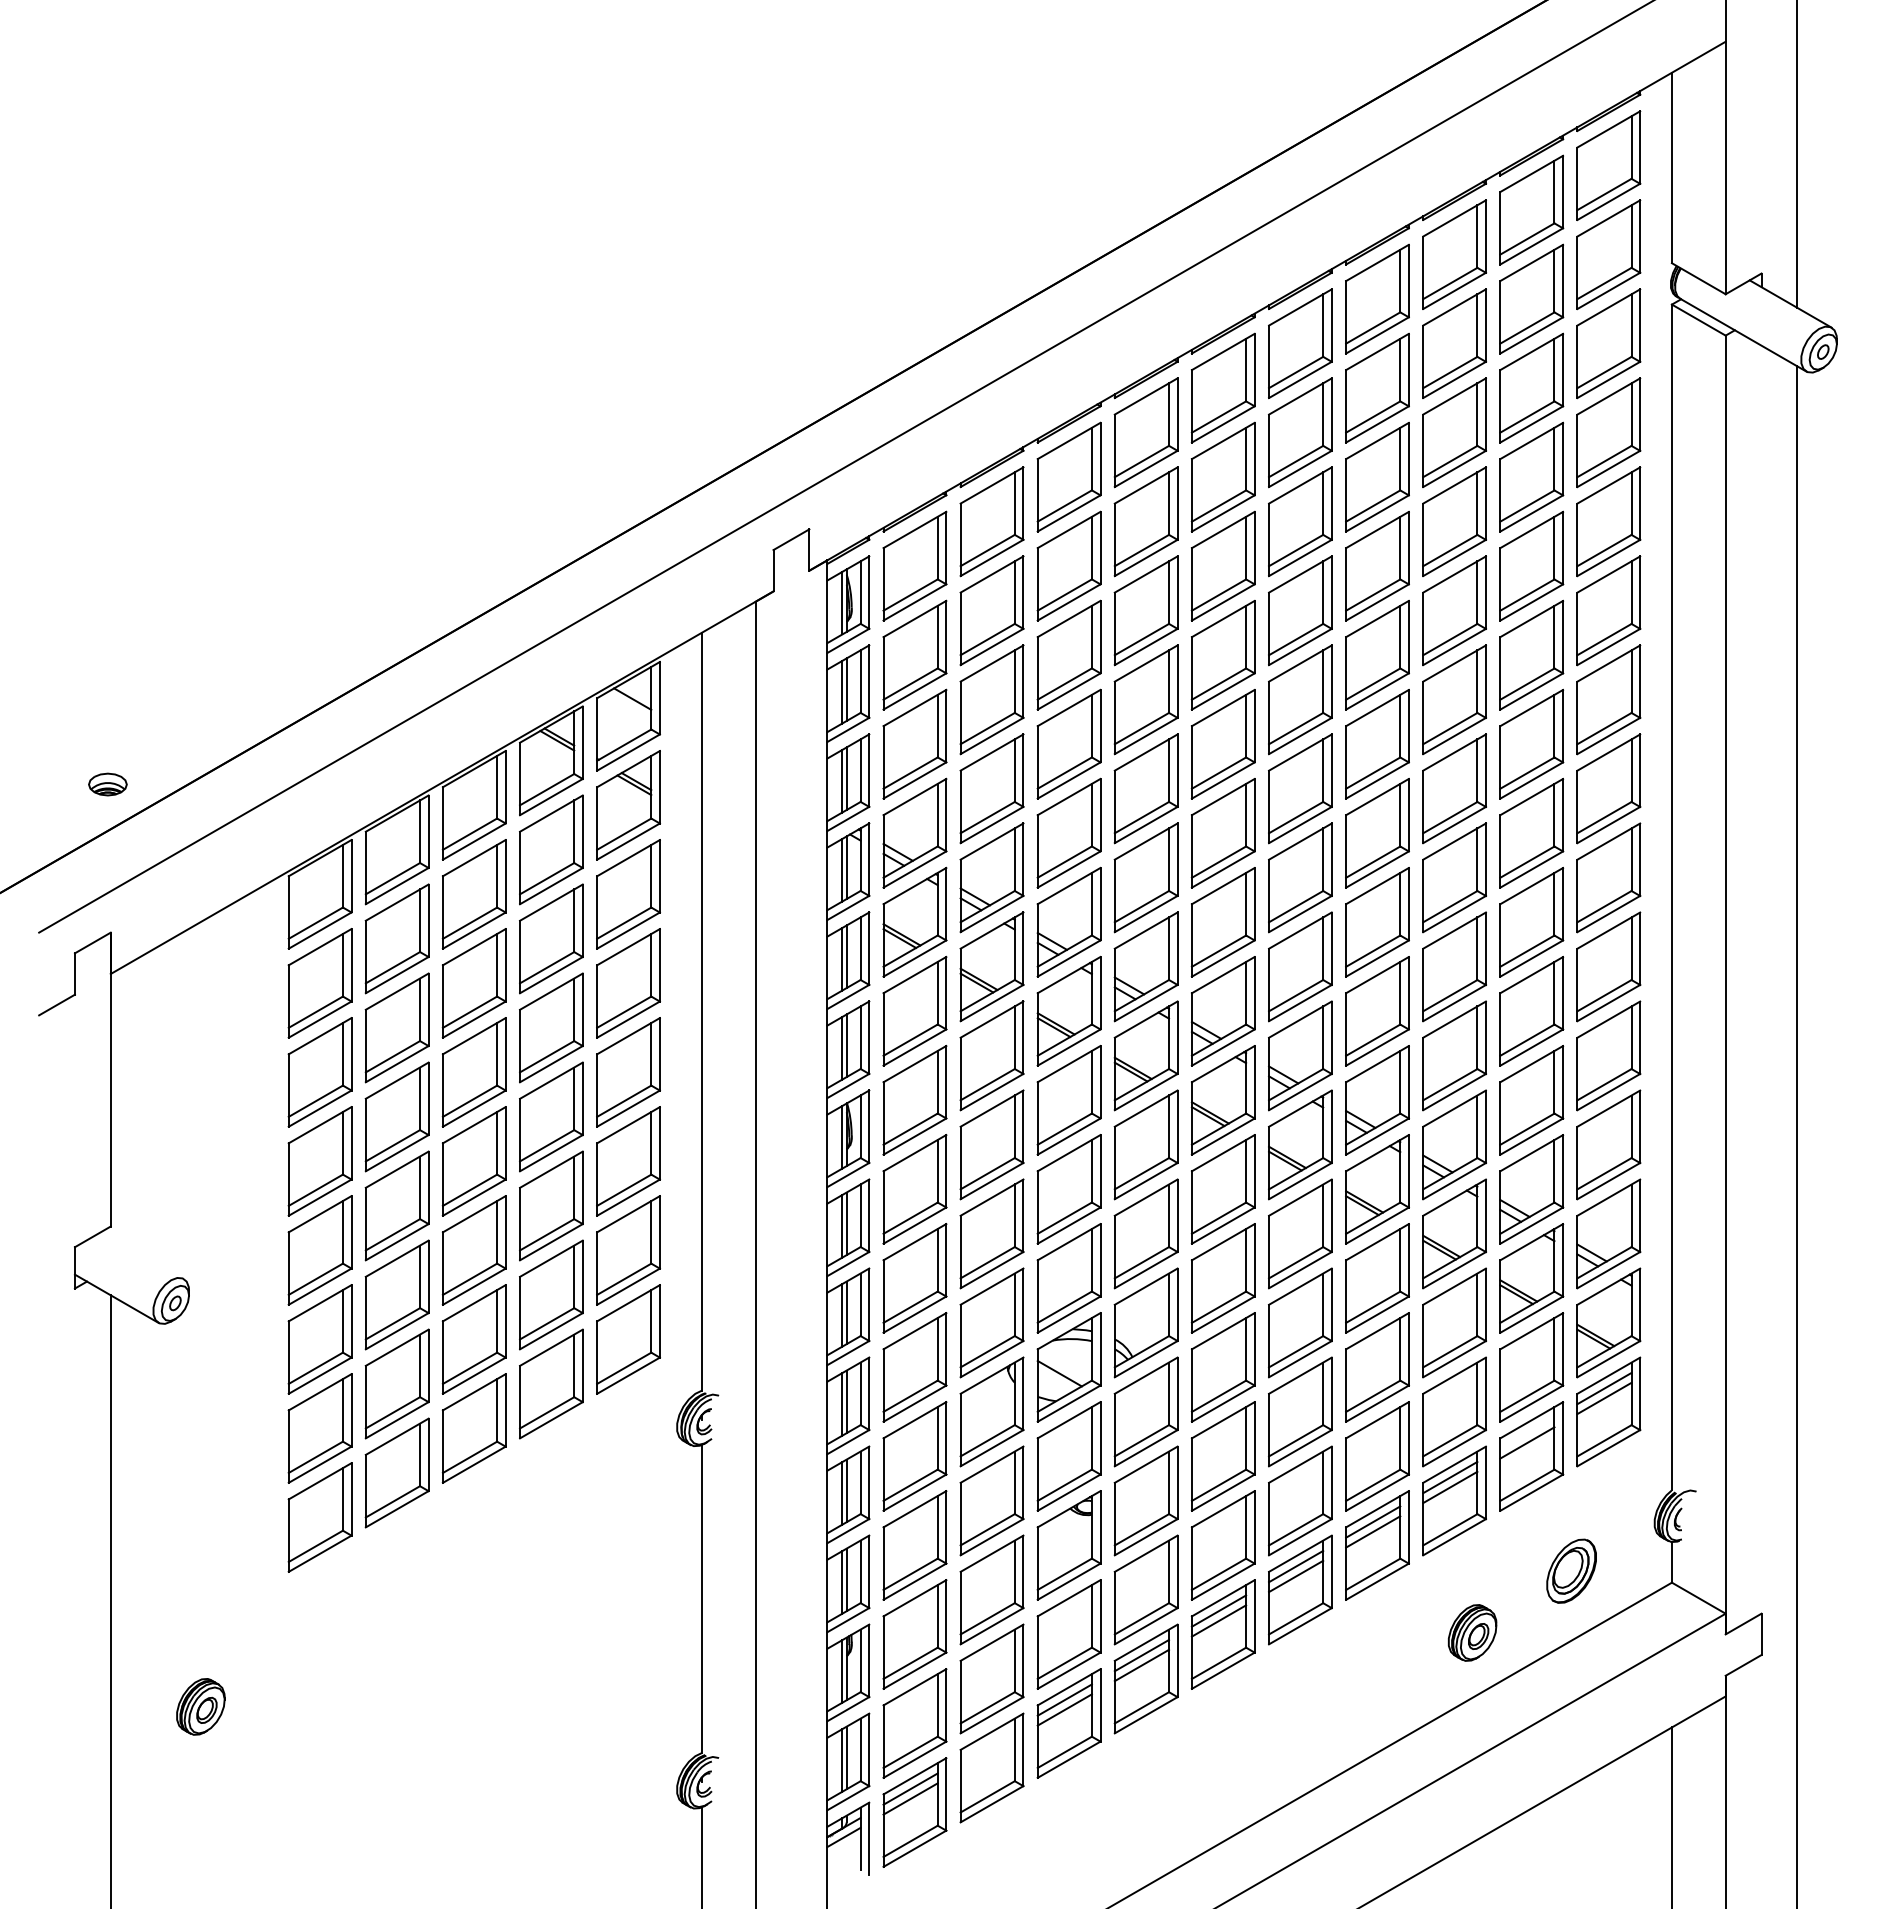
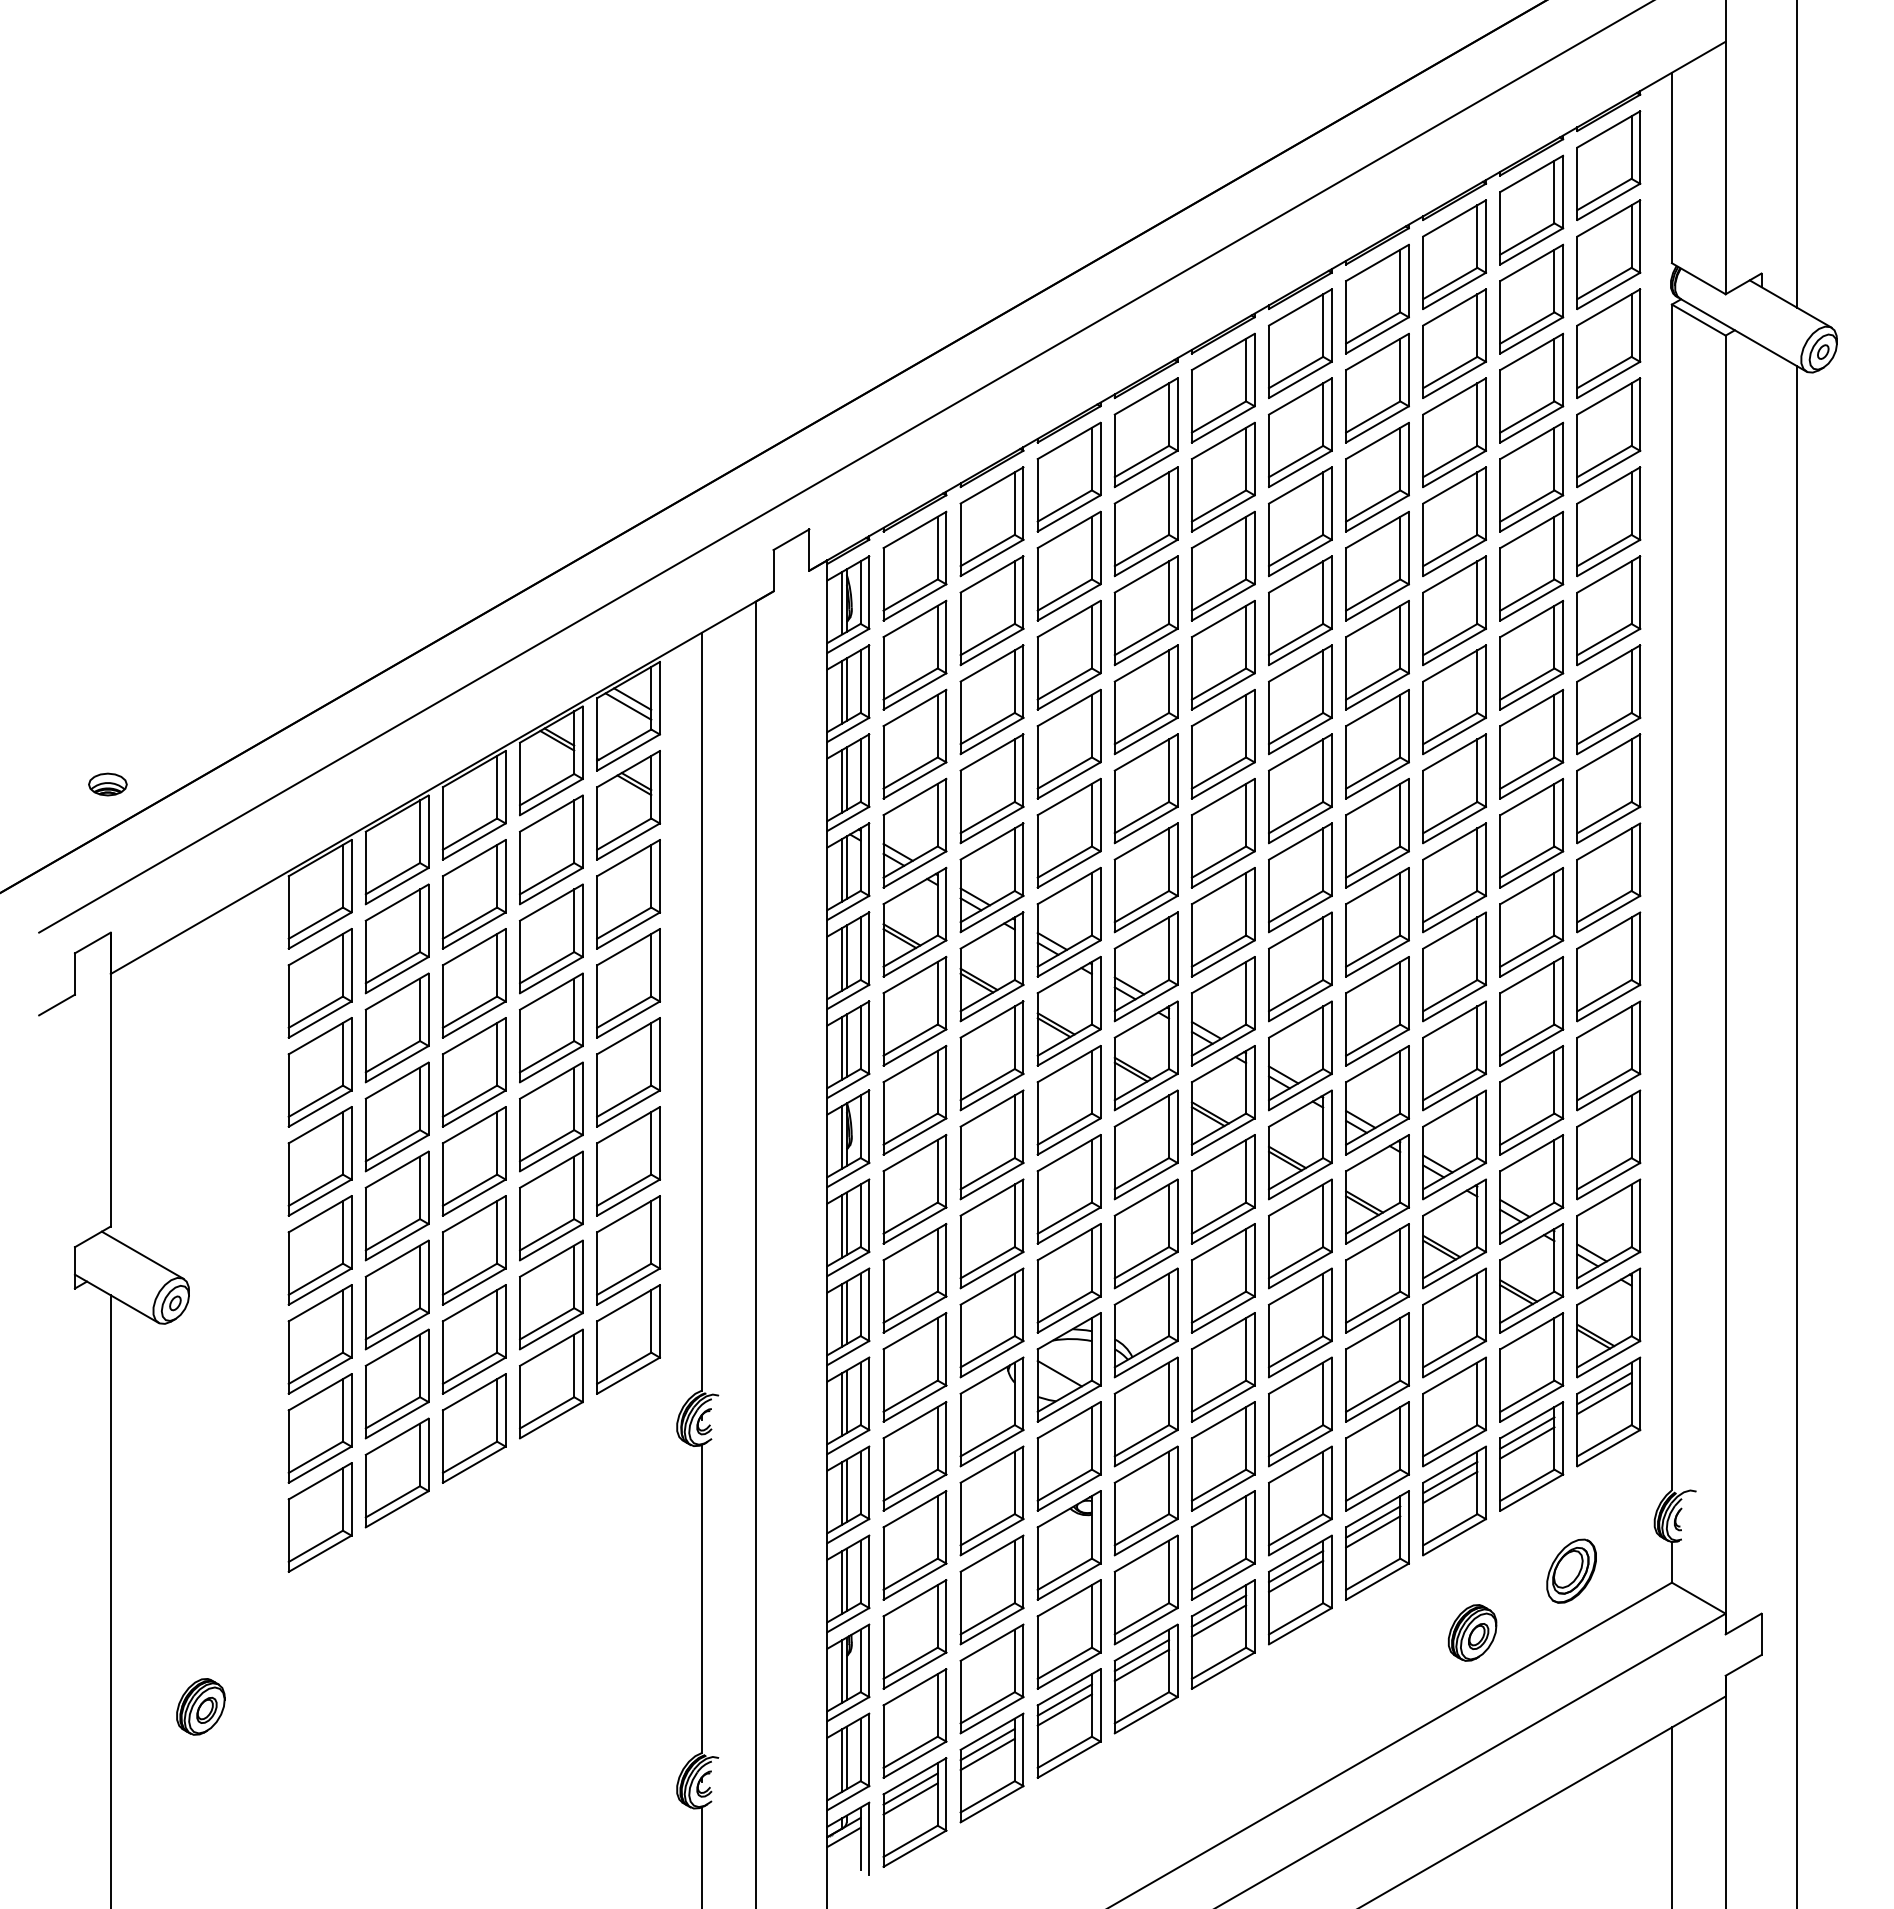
line: none -> present (628, 706)
line: none -> present (142, 1254)
line: none -> present (1527, 1432)
line: none -> present (987, 1744)
line: none -> present (987, 1754)
